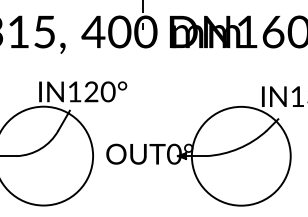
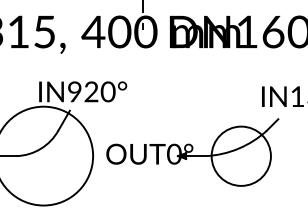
text: IN120° -> IN920° (74, 91)
circle diameter: 99 px -> 59 px (240, 155)
